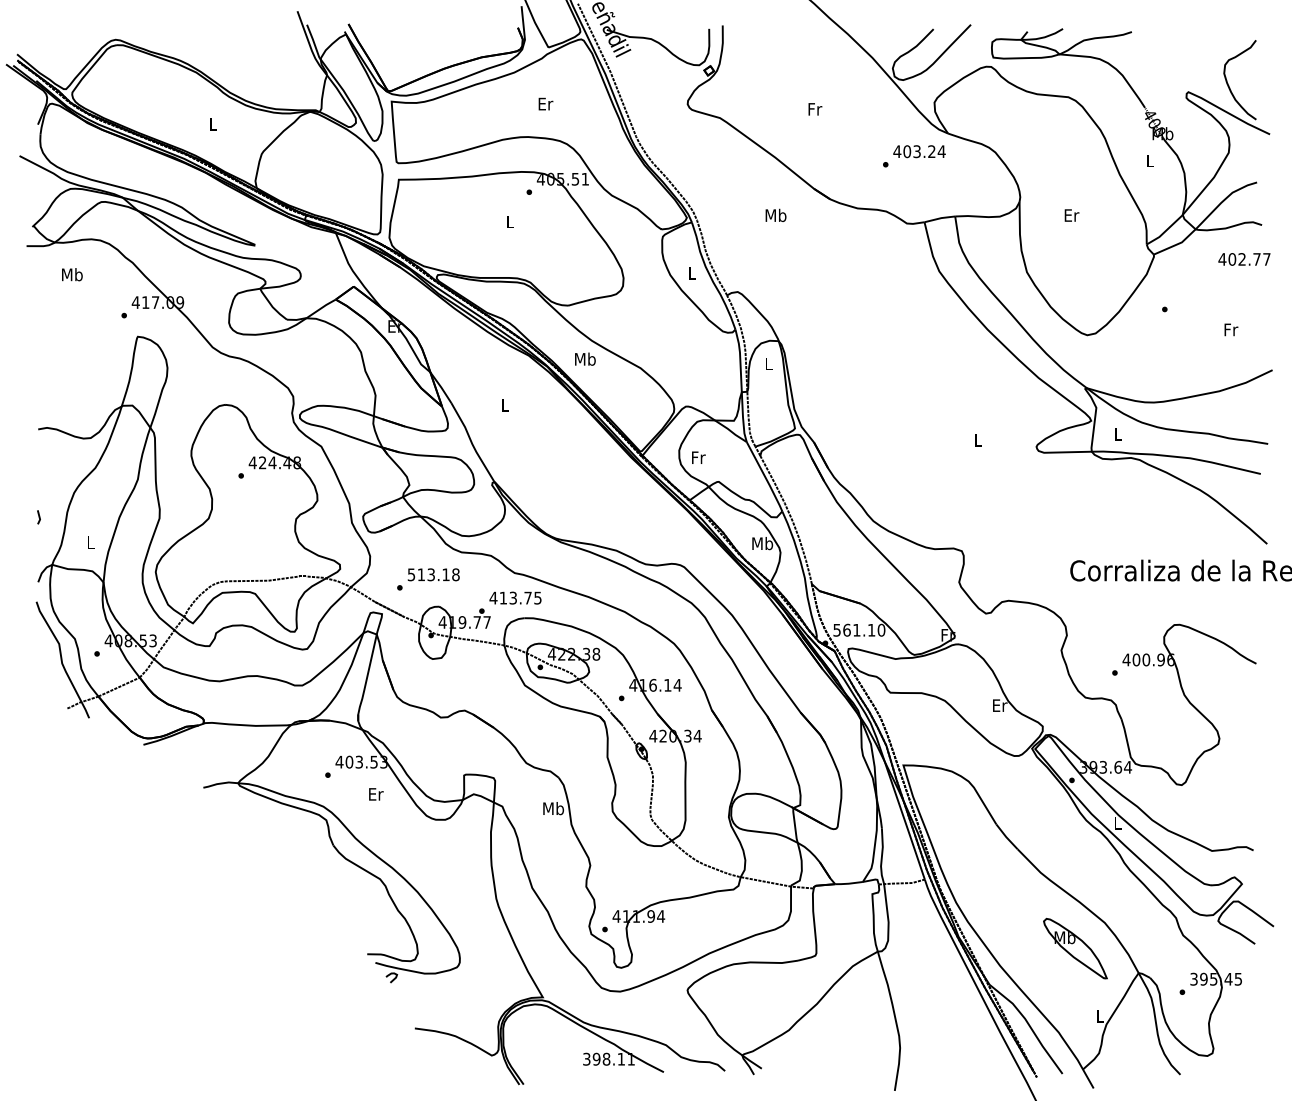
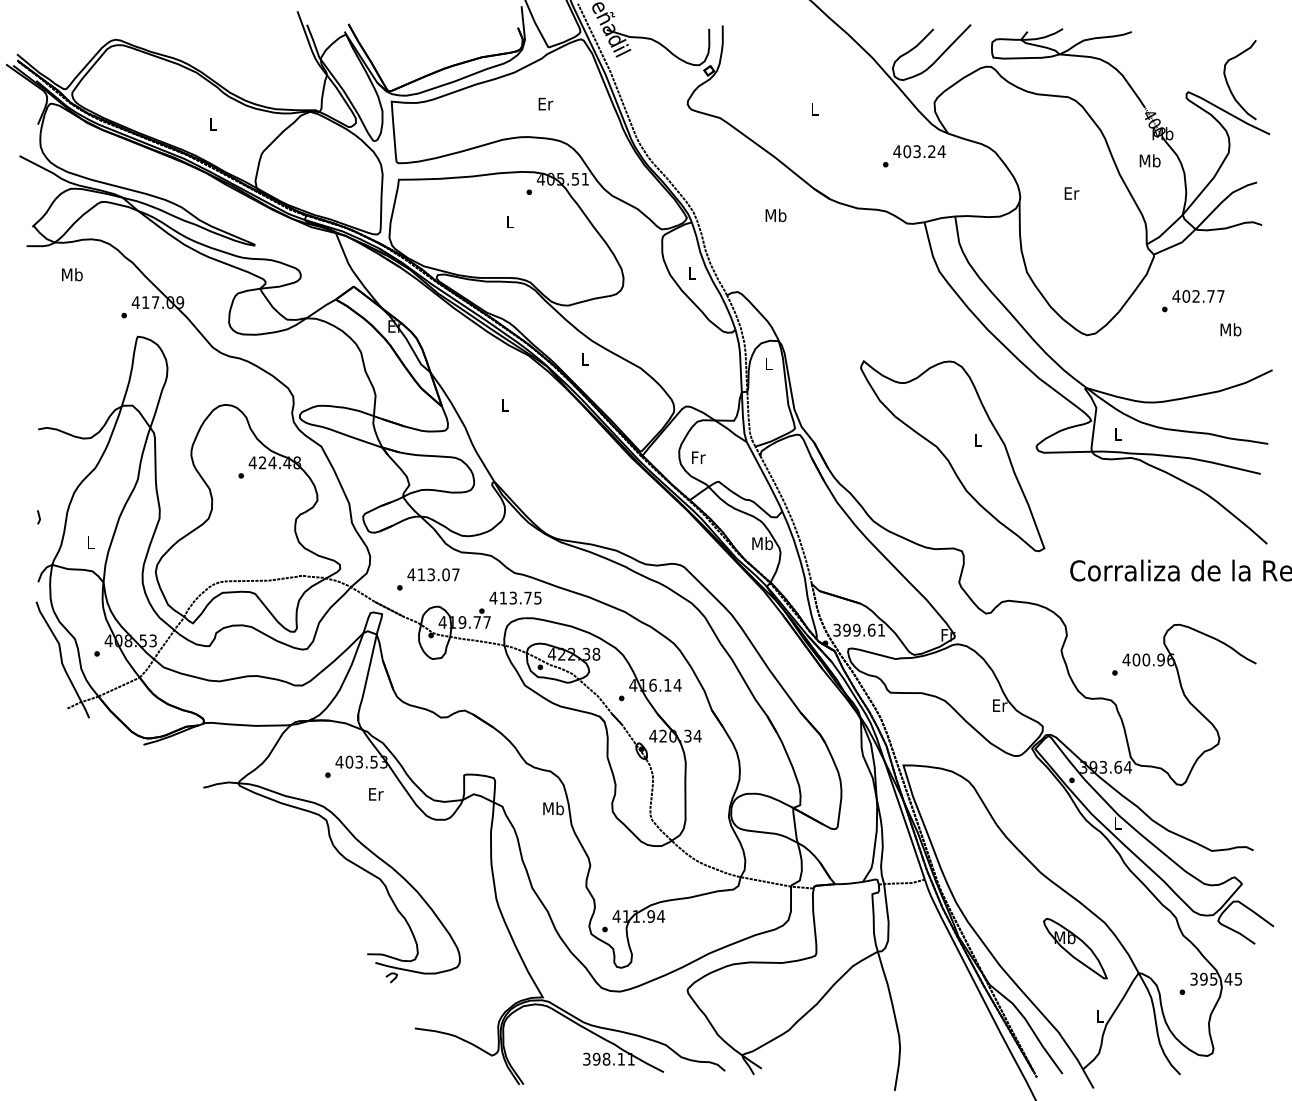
text: Fr -> L (815, 109)
text: L -> Mb (1149, 160)
text position: (1071, 215) -> (1071, 193) (1071, 193)
text position: (1244, 259) -> (1198, 296) (1198, 296)
text: Fr -> Mb (1230, 329)
text: Mb -> L (585, 358)
part: none -> present (952, 456)
text: 513.18 -> 413.07 (433, 574)
text: 561.10 -> 399.61 (859, 629)
